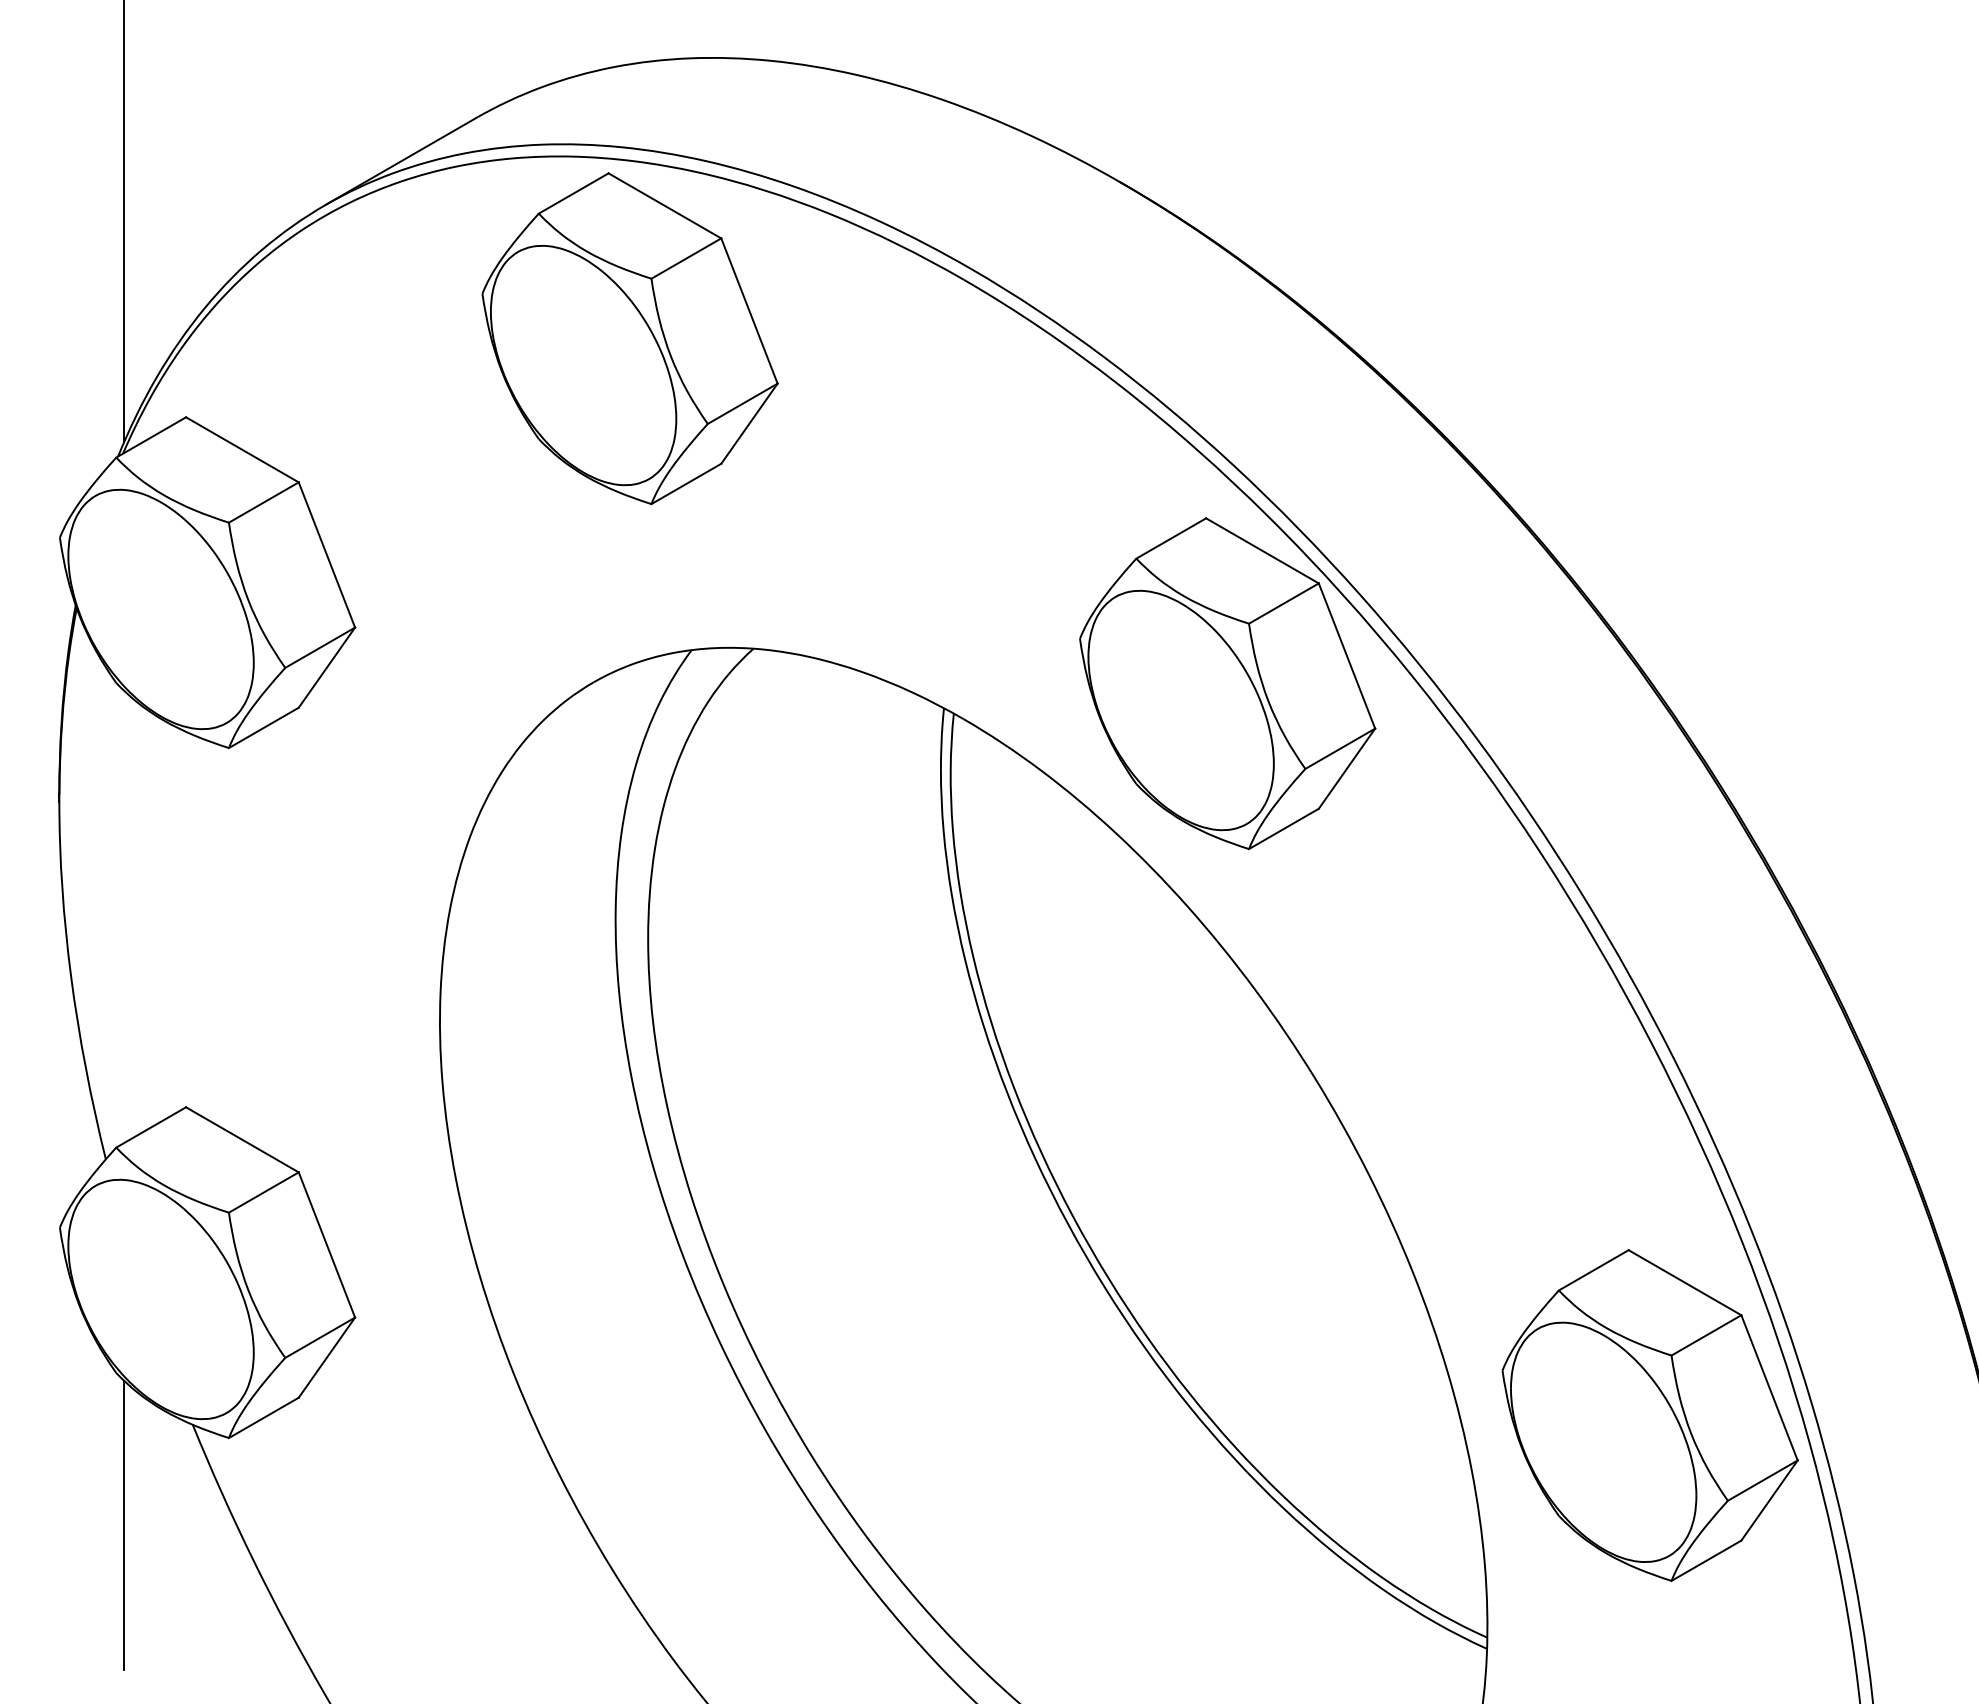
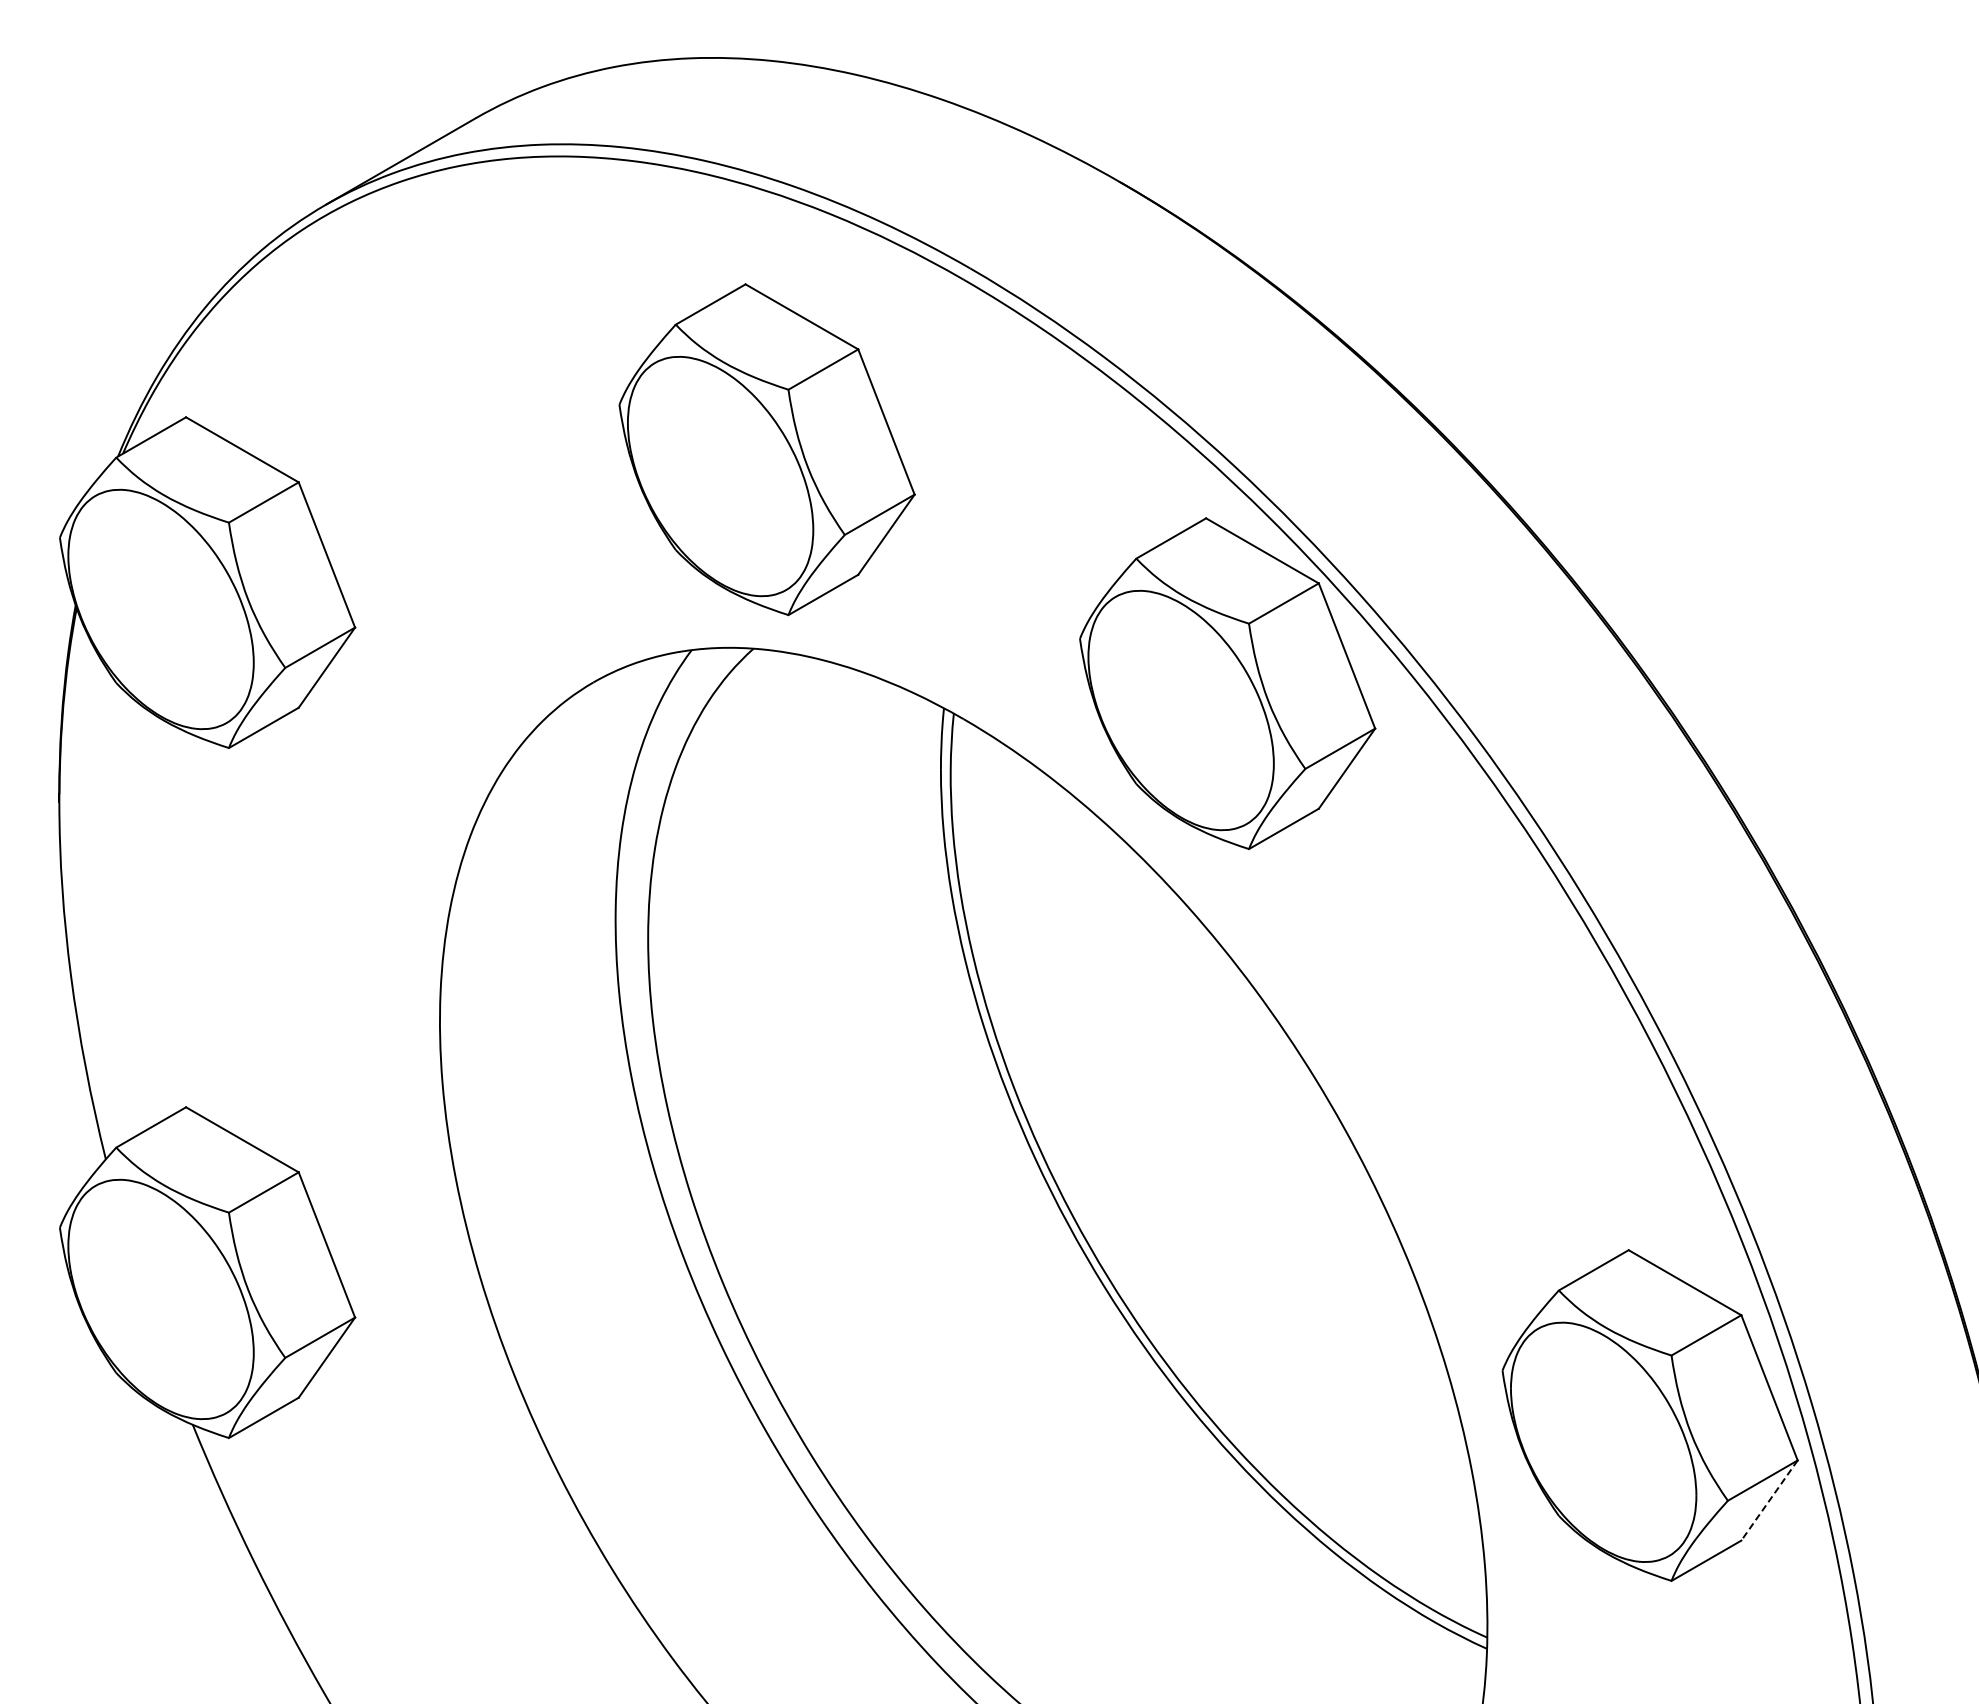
line: present -> none (124, 221)
part position: (629, 338) -> (766, 449) (766, 449)
line: solid -> dashed (1769, 1500)
line: present -> none (124, 1525)
